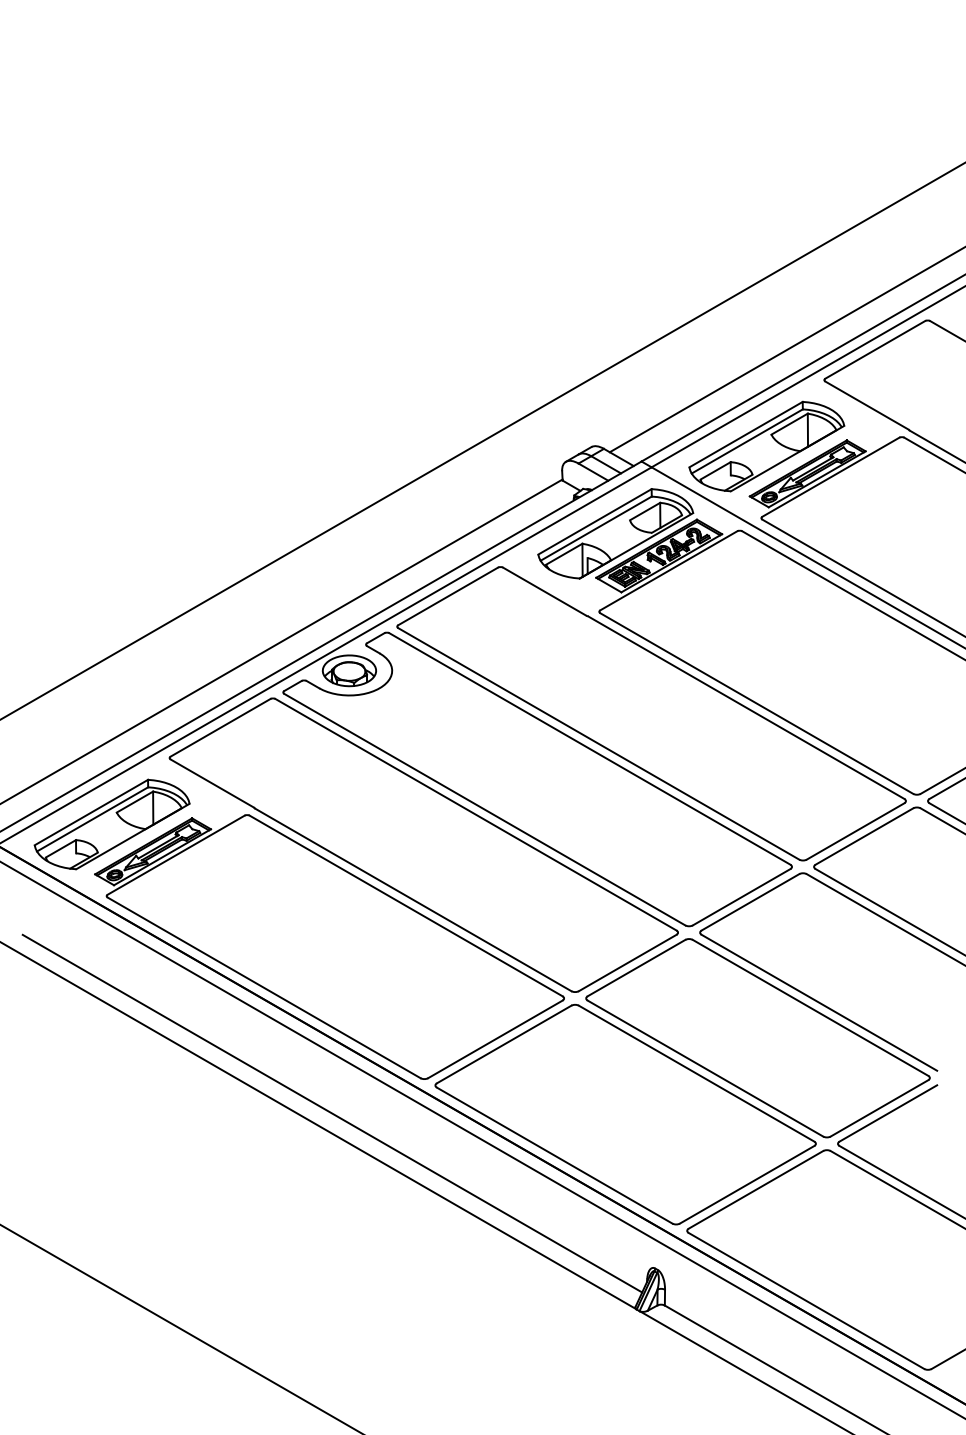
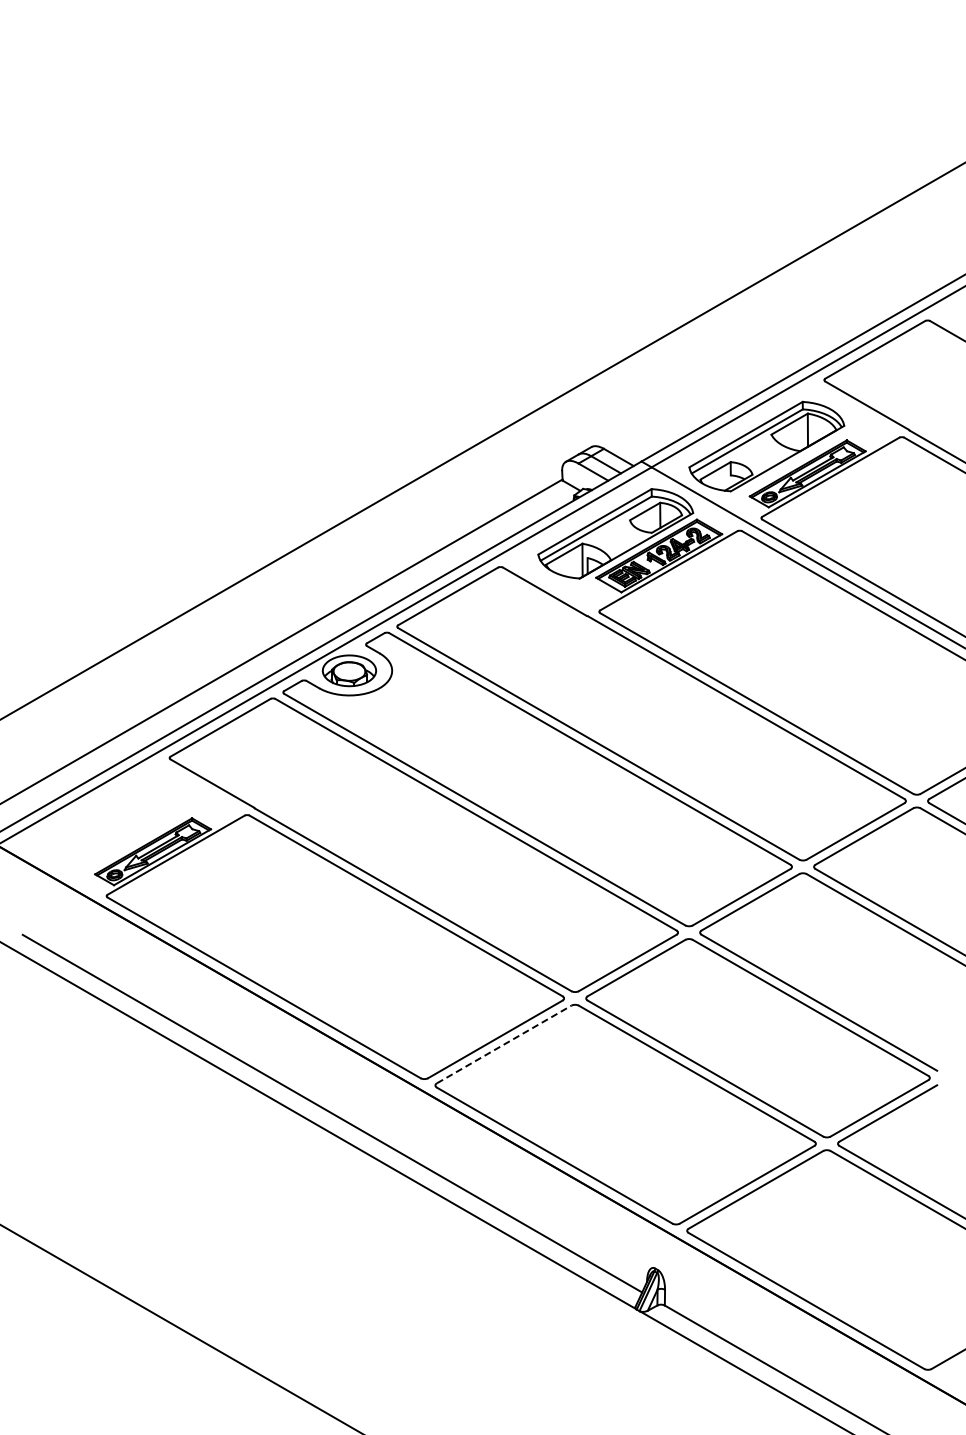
line: present -> none (785, 350)
part: present -> none (111, 824)
line: solid -> dashed (504, 1044)
line: present -> none (482, 1140)
